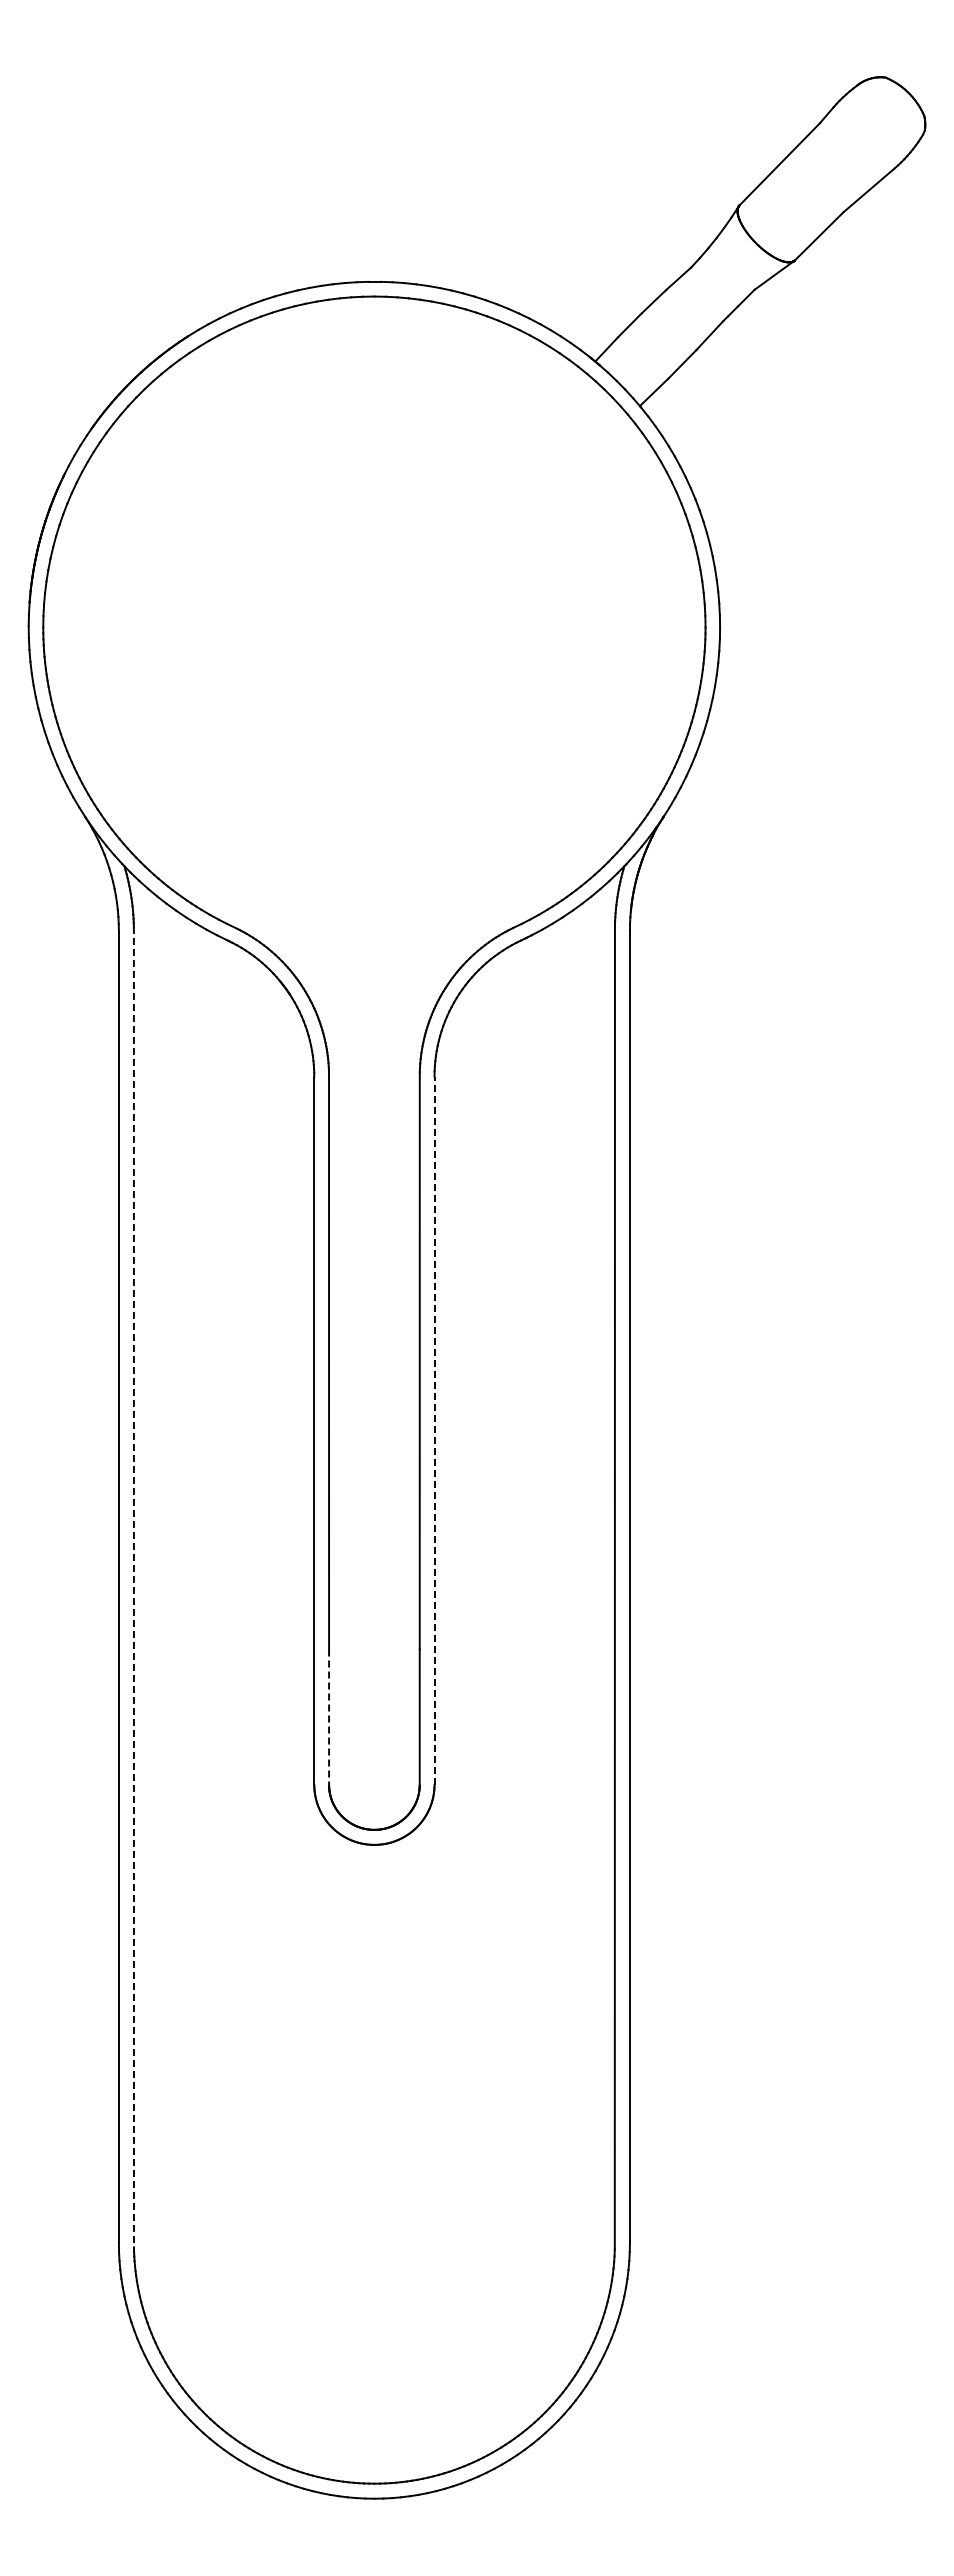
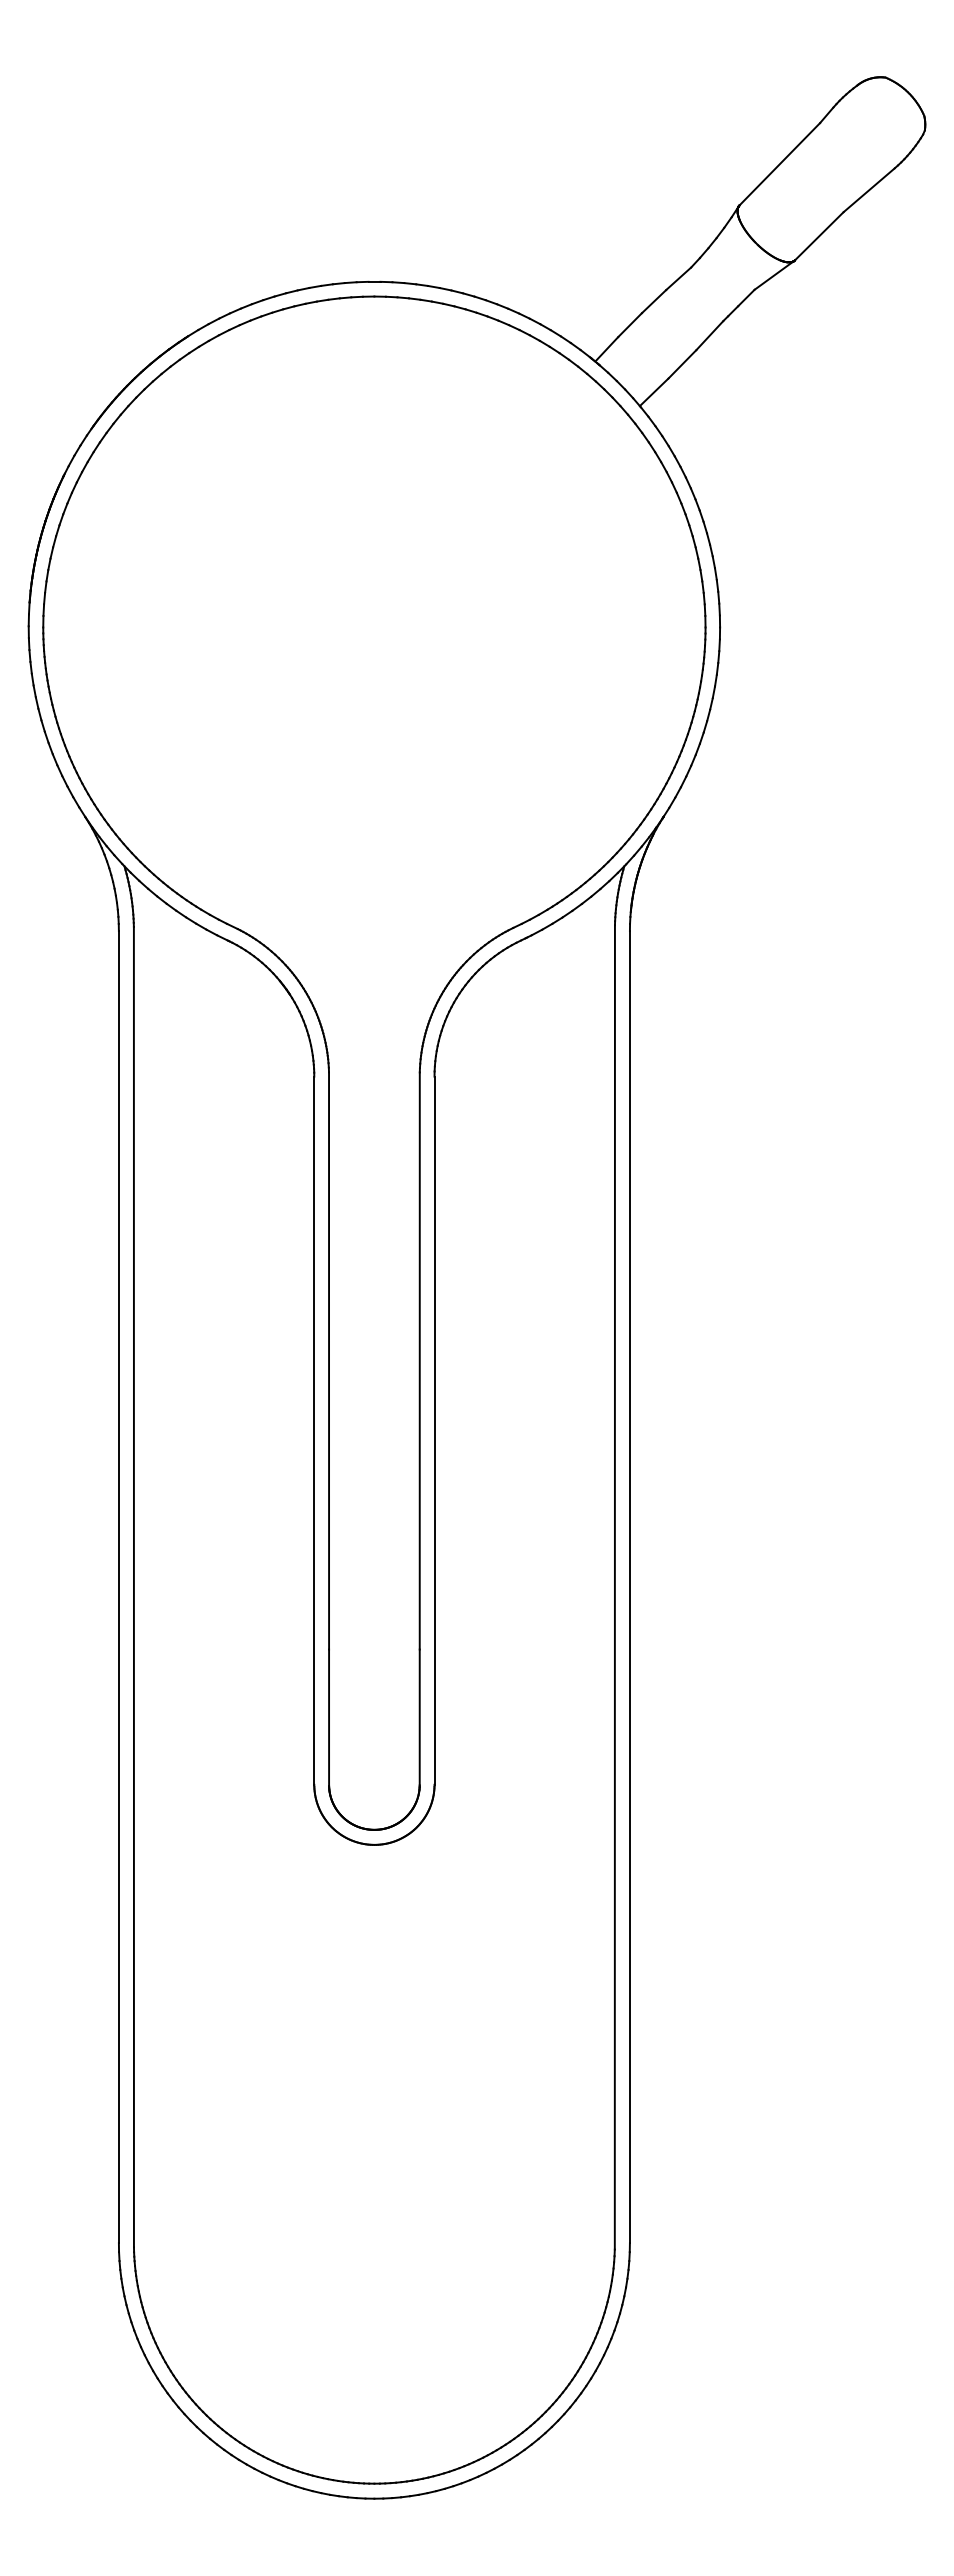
line: dashed -> solid (434, 1430)
line: dashed -> solid (133, 1587)
line: dashed -> solid (329, 1718)
